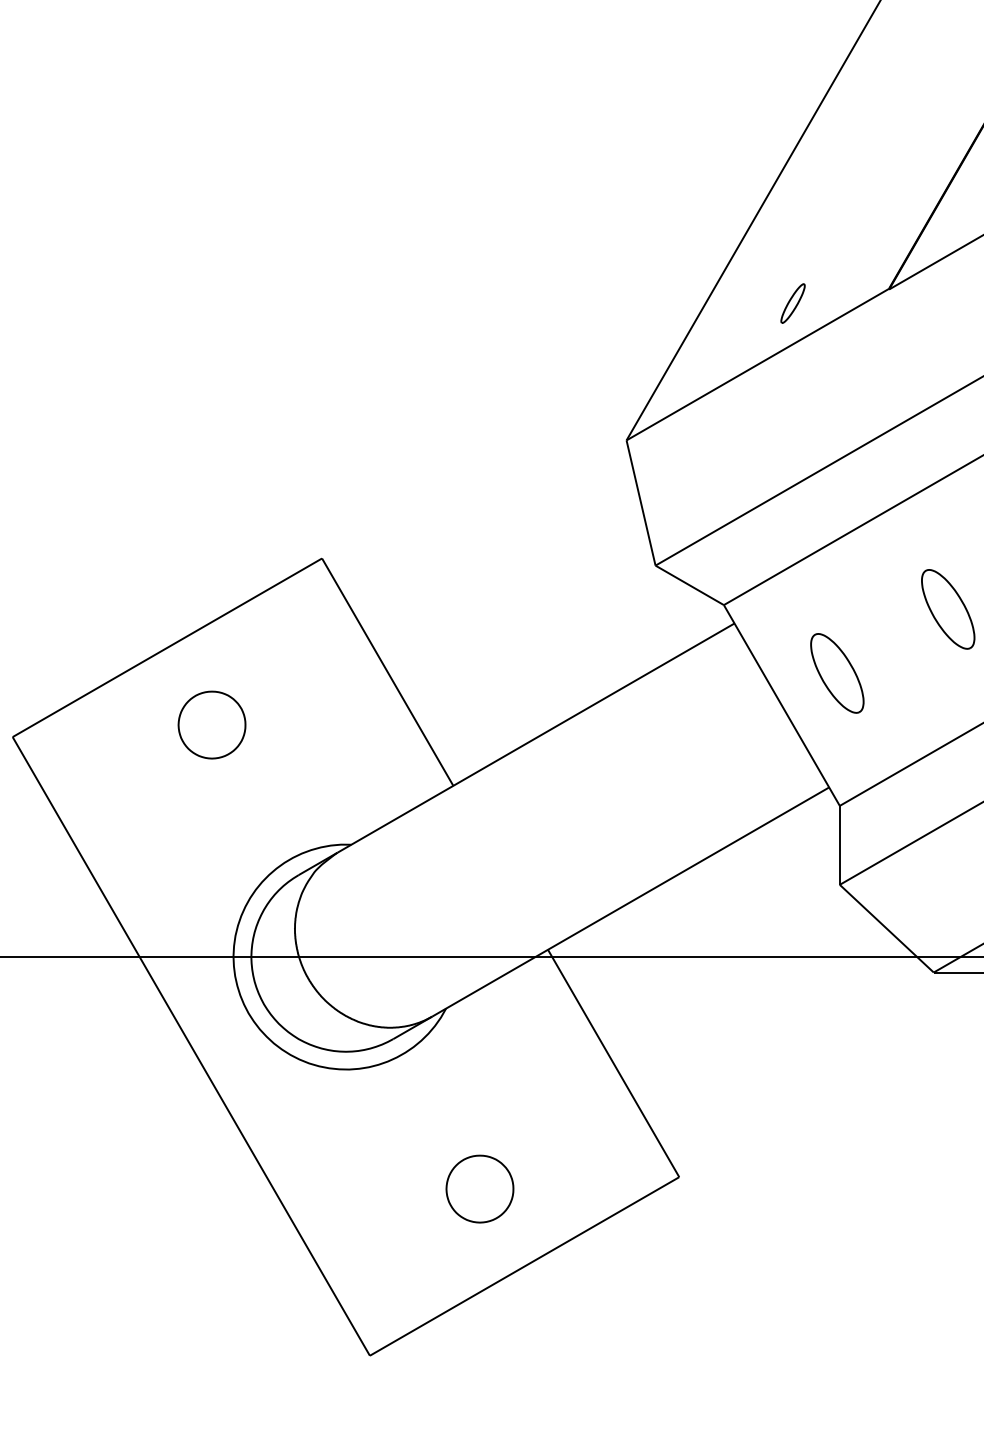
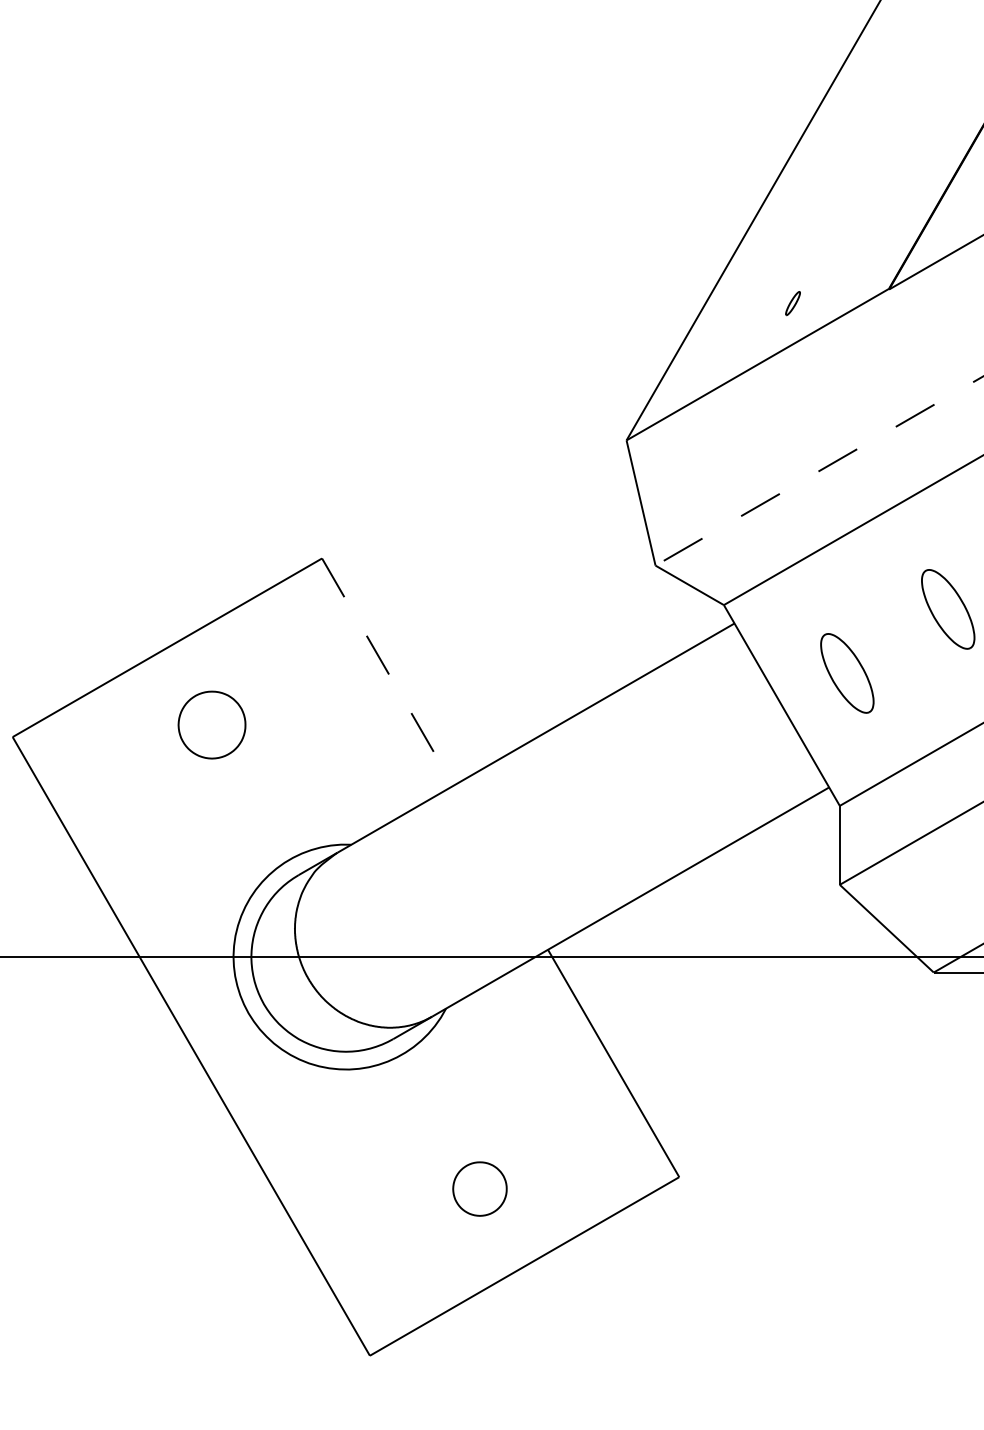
part size: 26x41 px -> 16x26 px (792, 303)
line: solid -> dashed (819, 471)
line: solid -> dashed (387, 672)
part position: (837, 673) -> (847, 673) (847, 673)
part size: 70x70 px -> 56x56 px (479, 1188)
